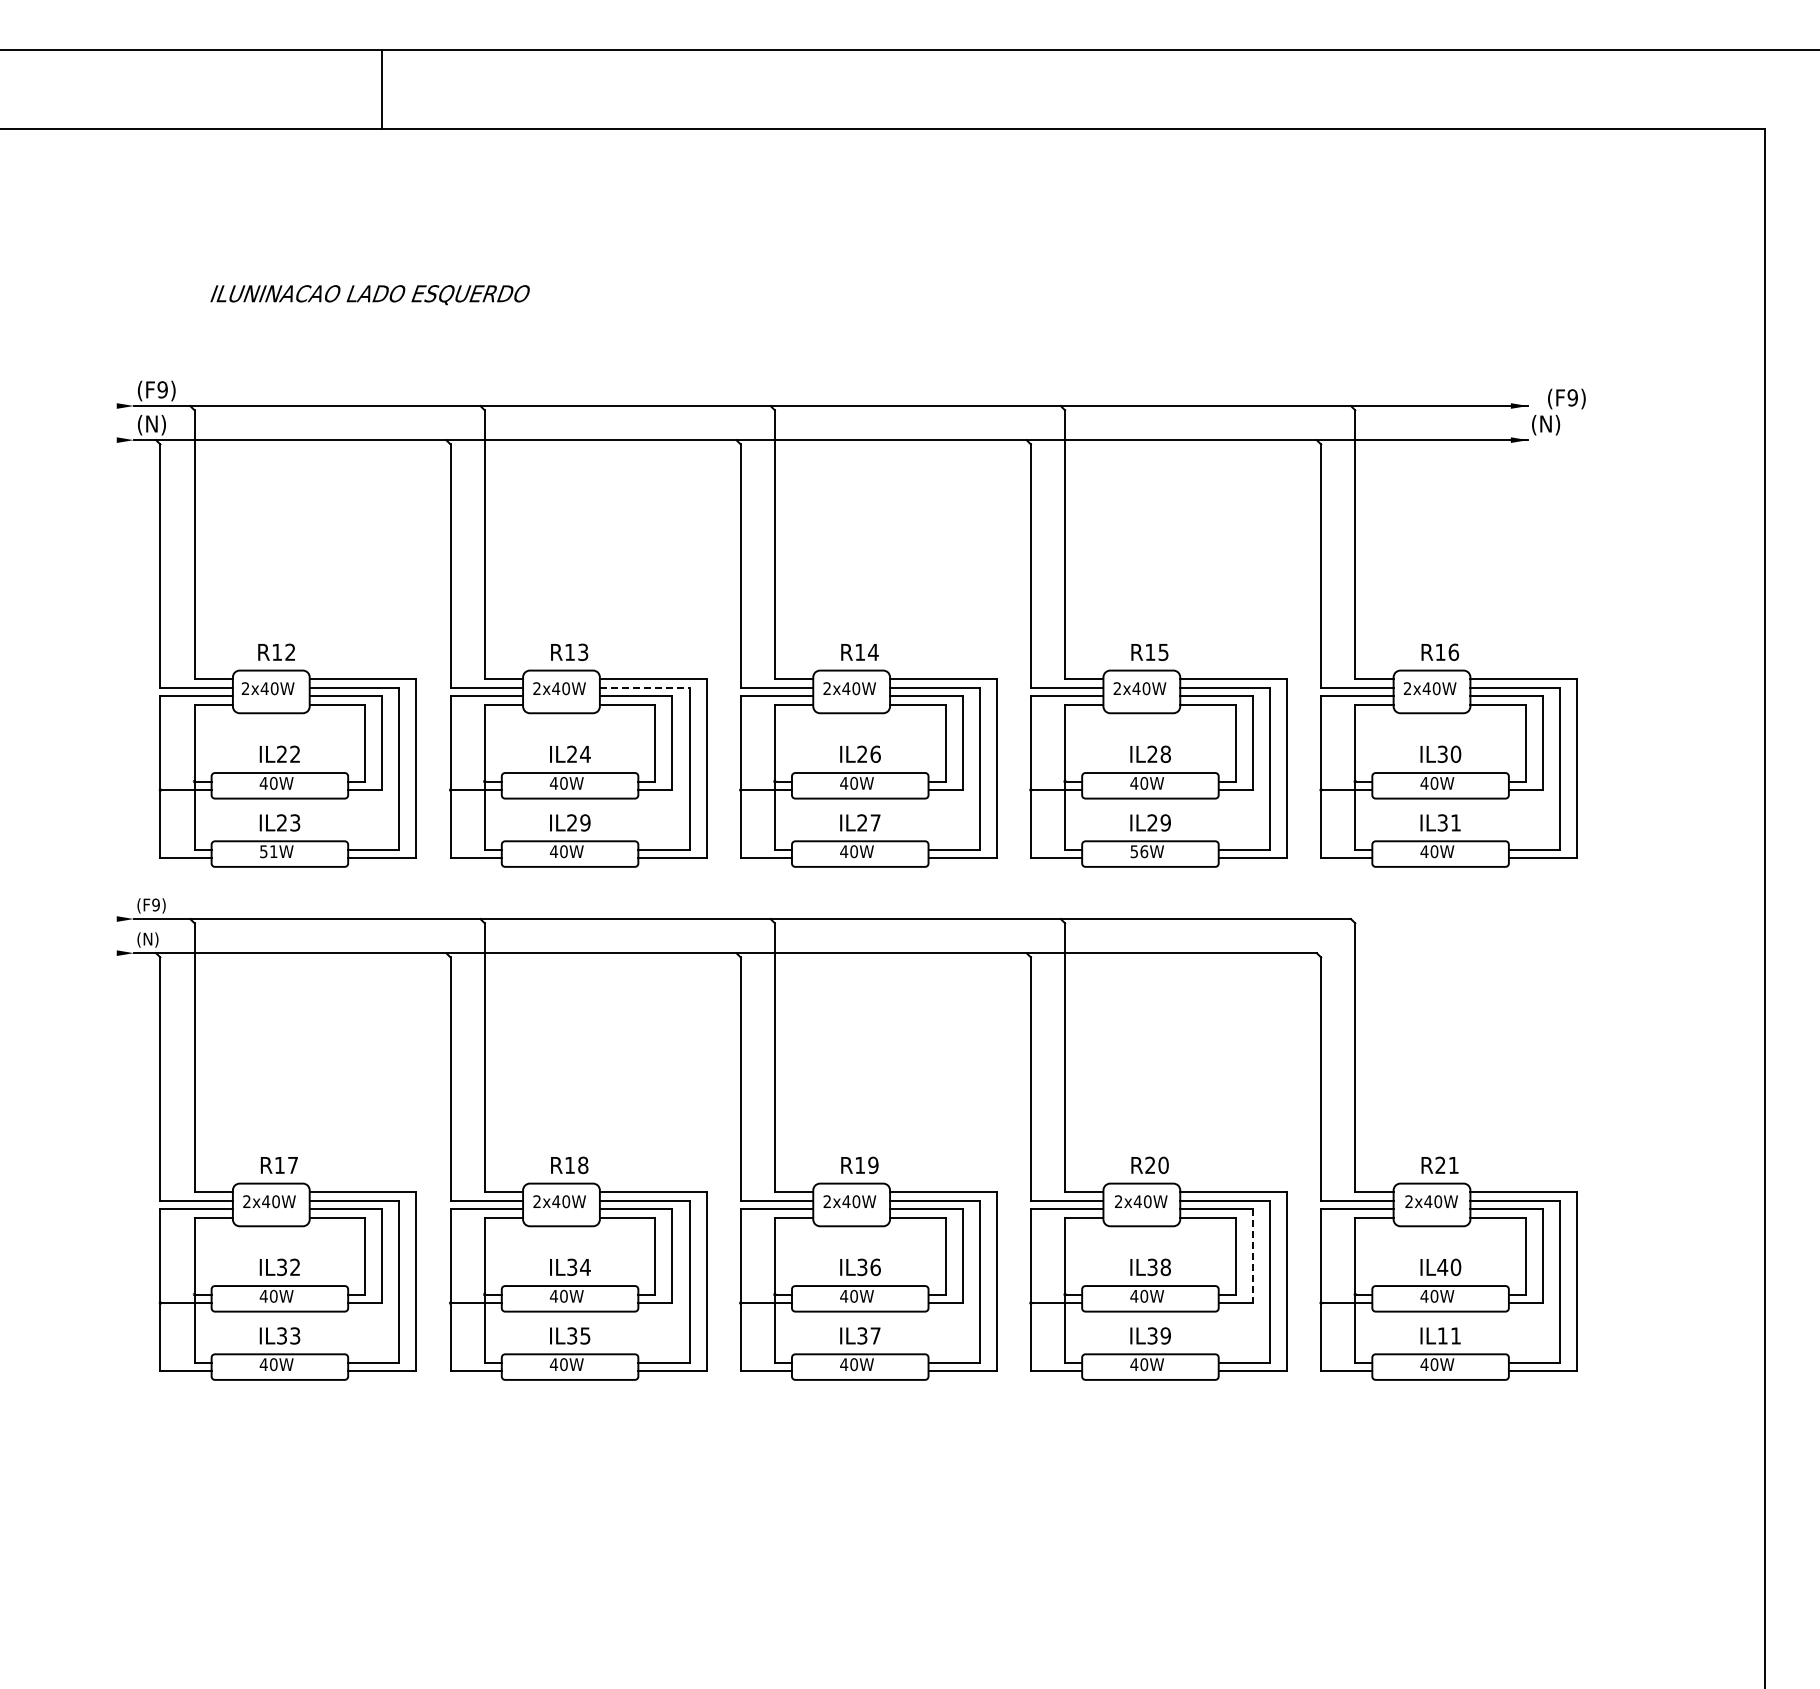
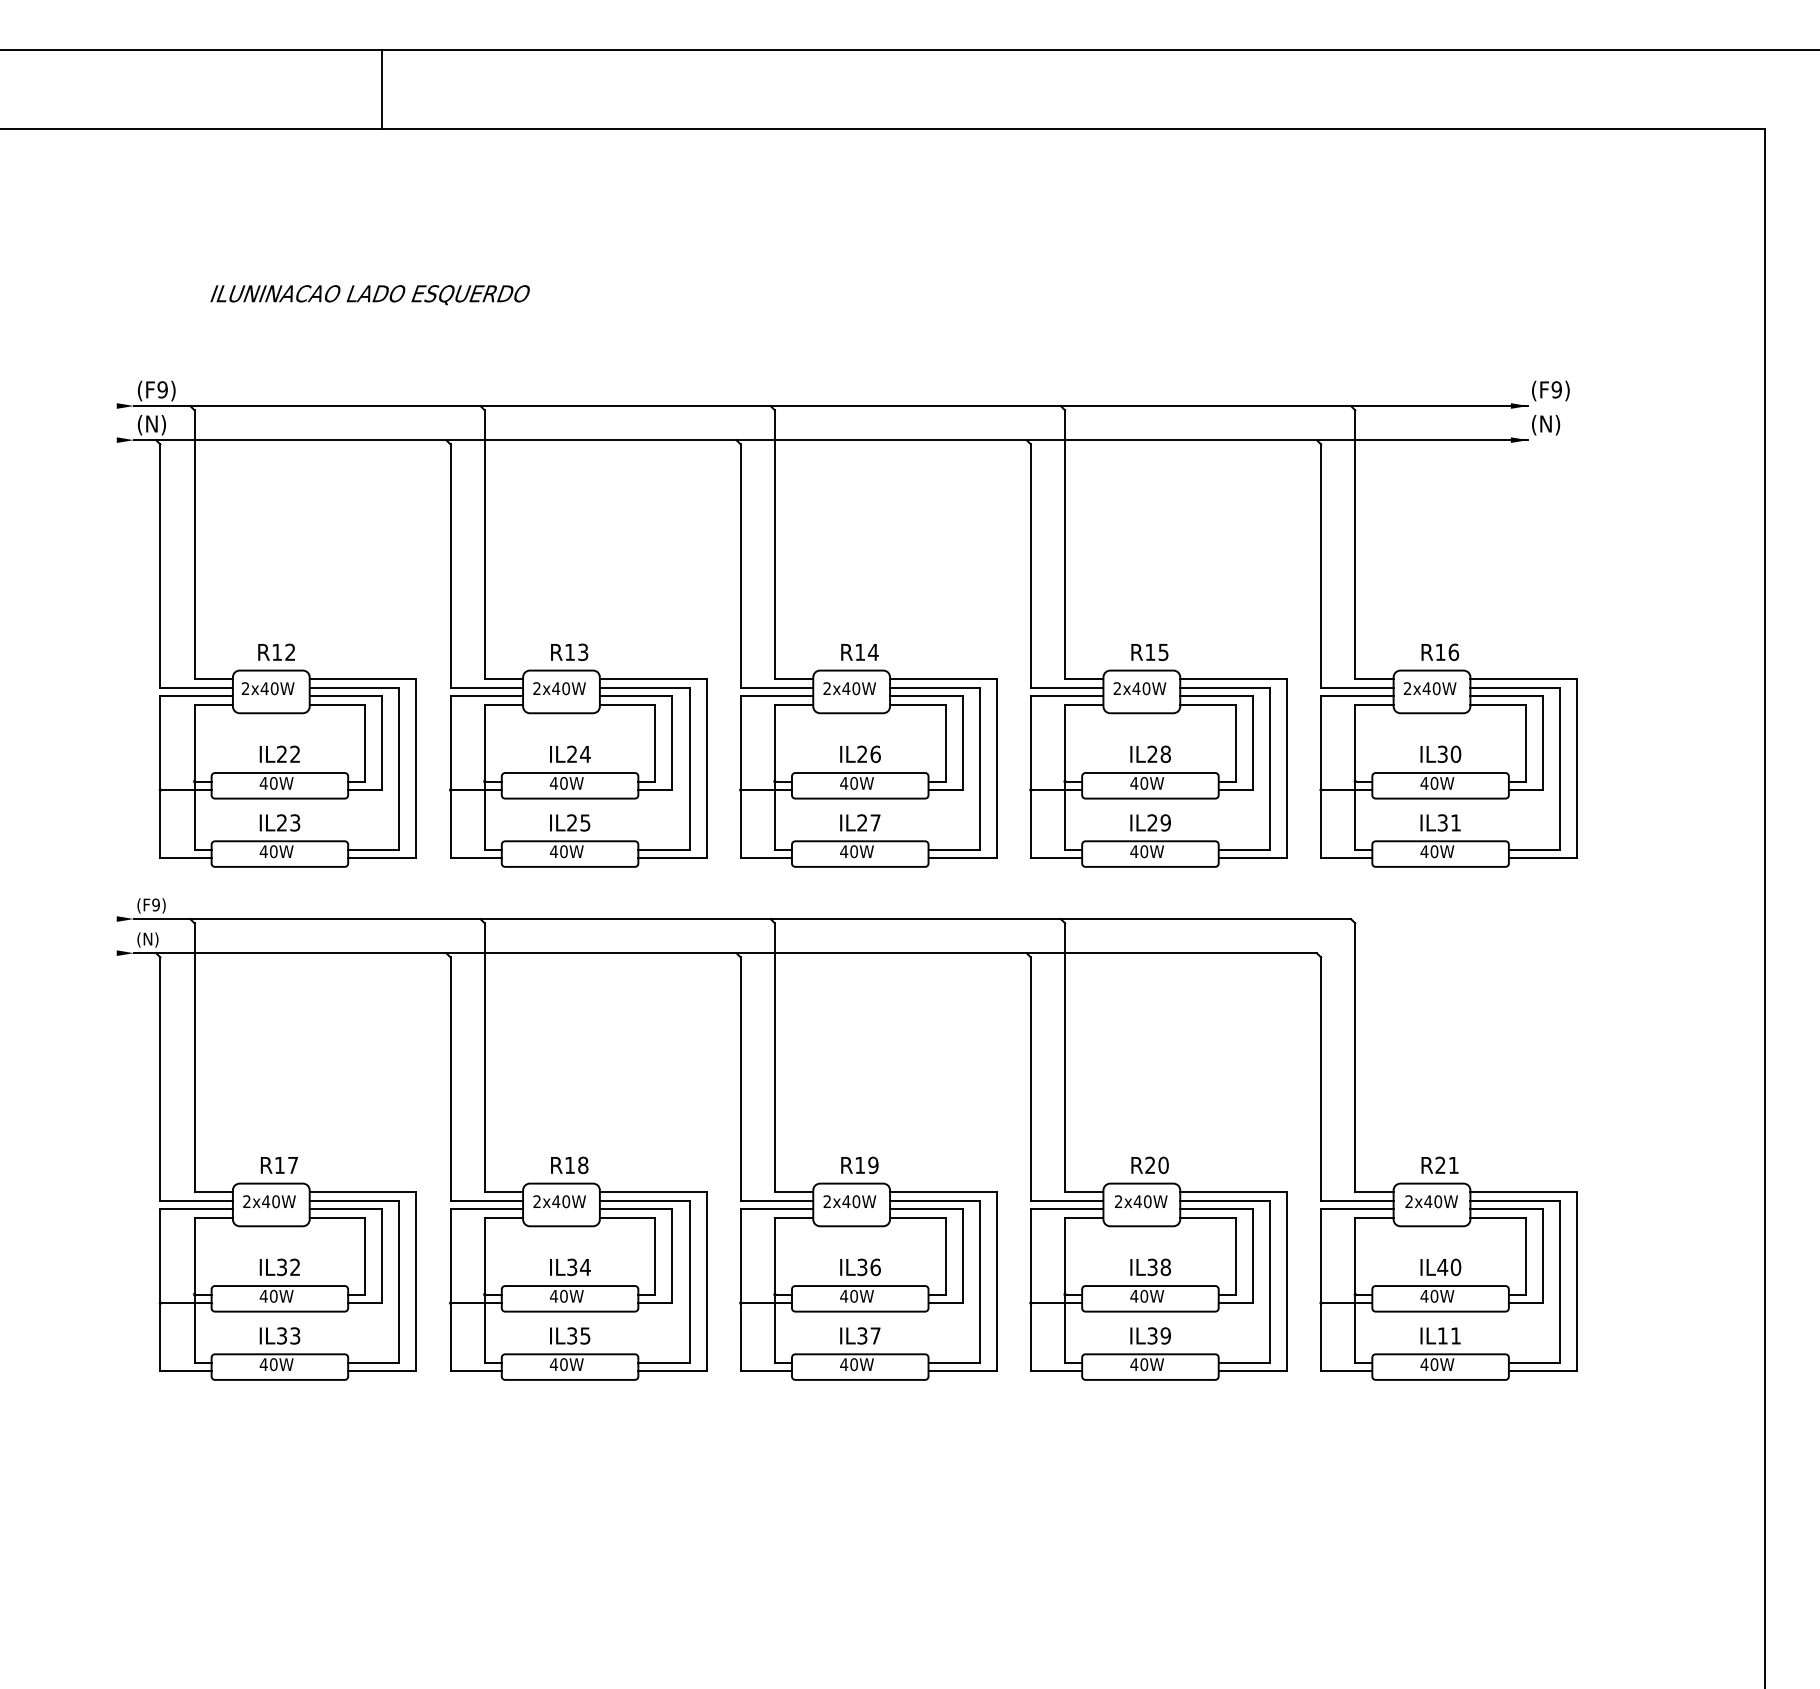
text position: (1566, 398) -> (1550, 390) (1550, 390)
line: dashed -> solid (644, 687)
text: IL29 -> IL25 (585, 822)
text: 51W -> 40W (268, 851)
text: 56W -> 40W (1139, 851)
line: dashed -> solid (1252, 1256)
